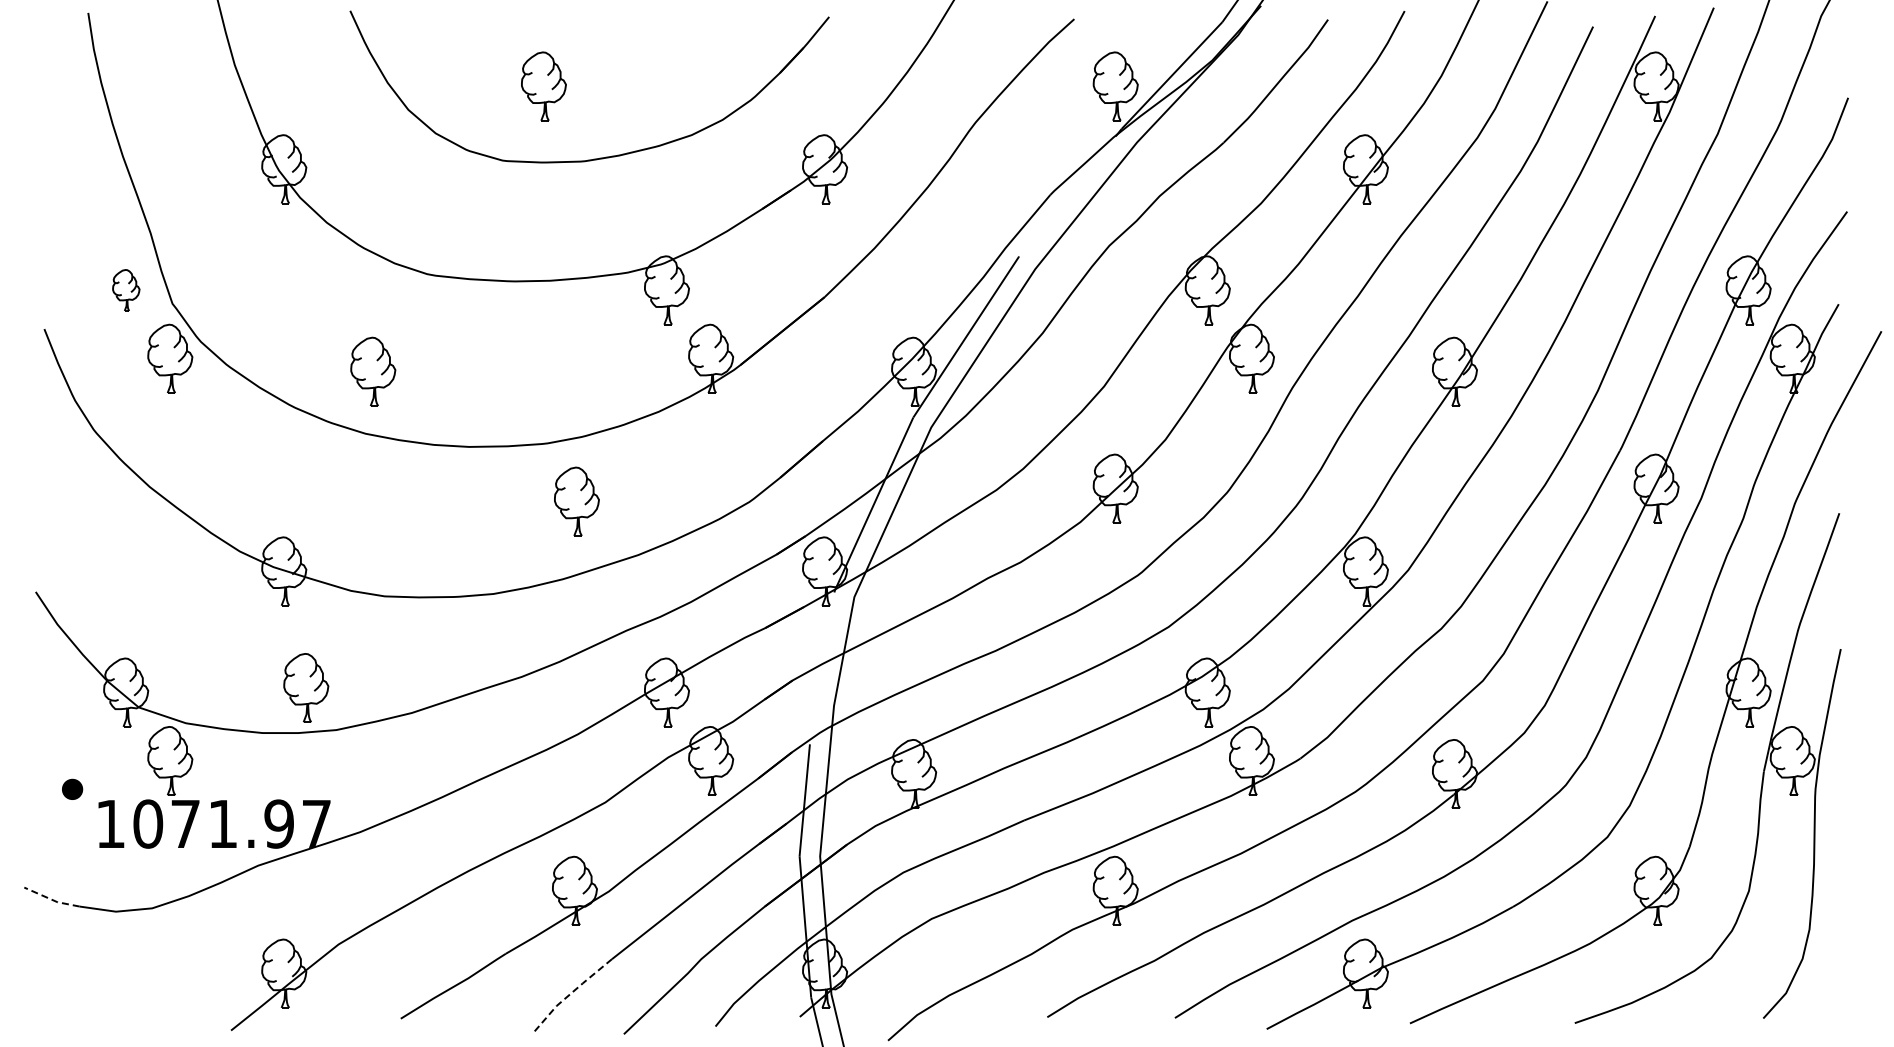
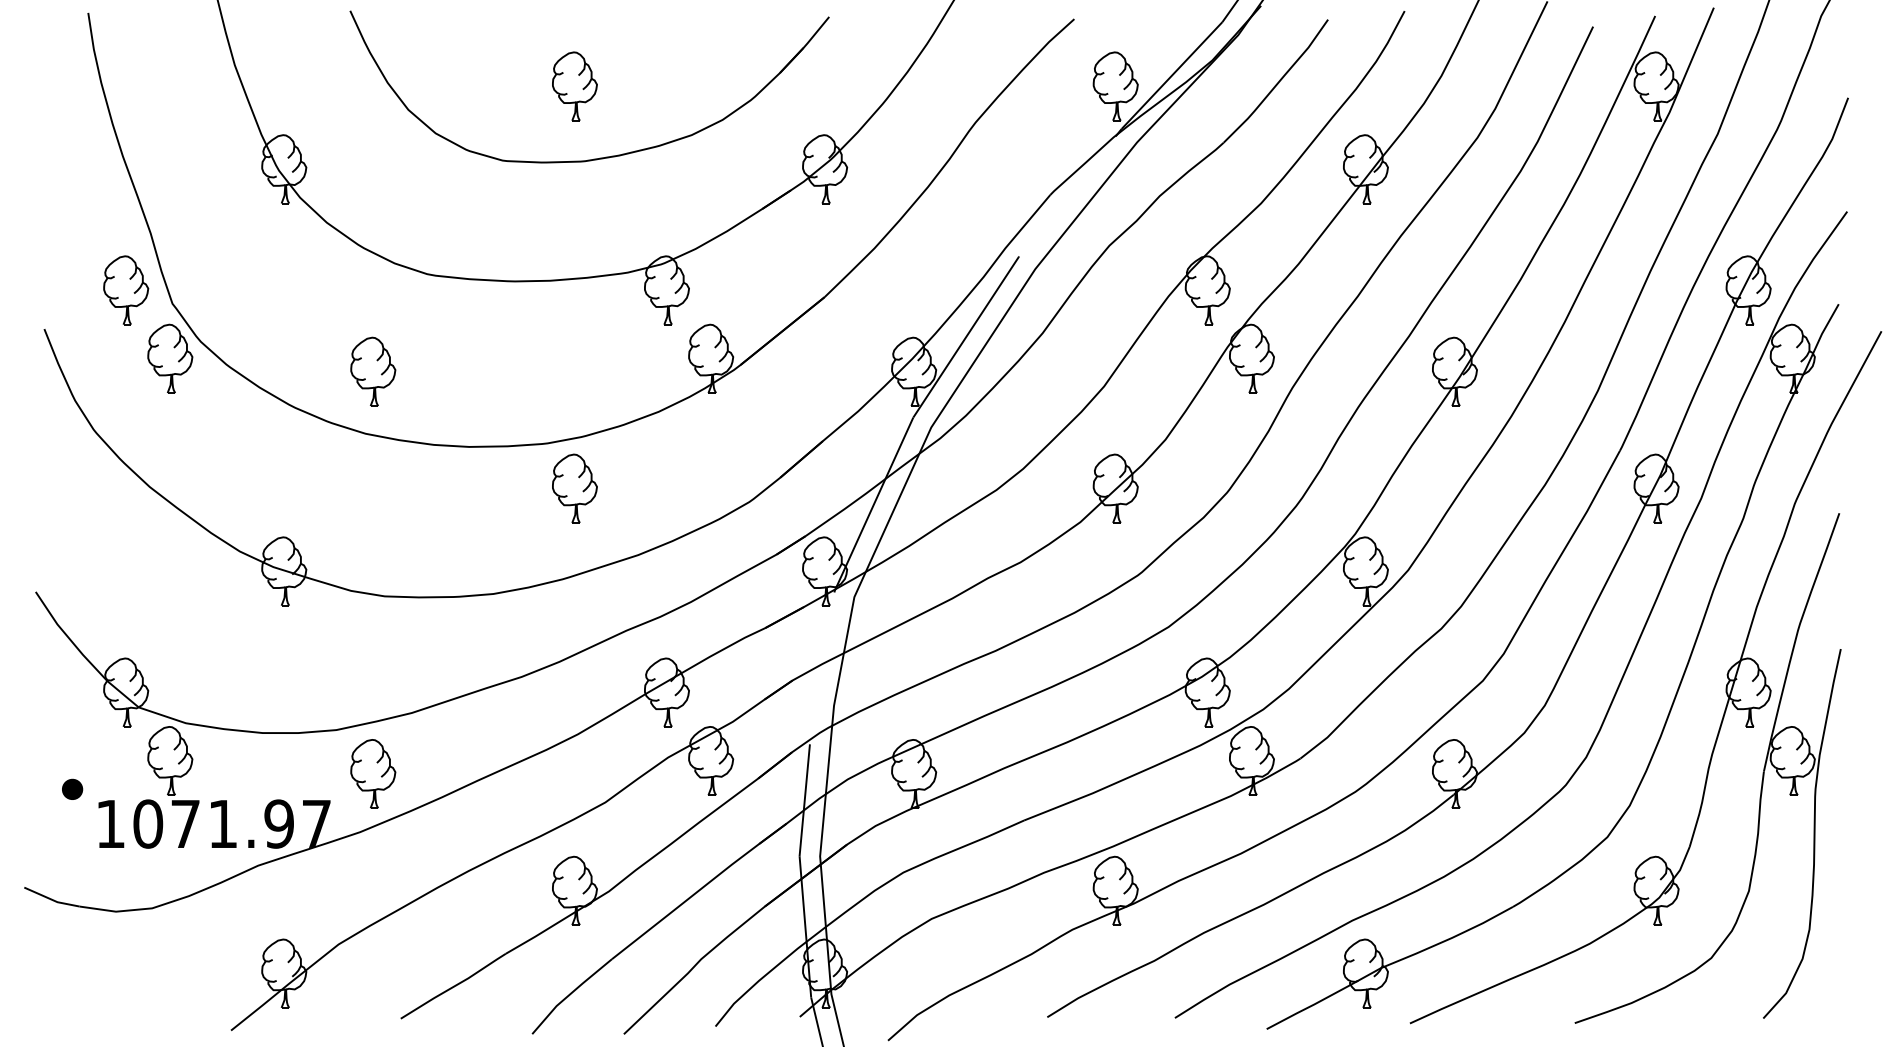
part position: (543, 86) -> (574, 86) (574, 86)
part size: 29x43 px -> 47x71 px (126, 290)
part position: (576, 501) -> (574, 488) (574, 488)
part position: (306, 687) -> (373, 773) (373, 773)
line: dashed -> solid (51, 899)
line: dashed -> solid (569, 995)
